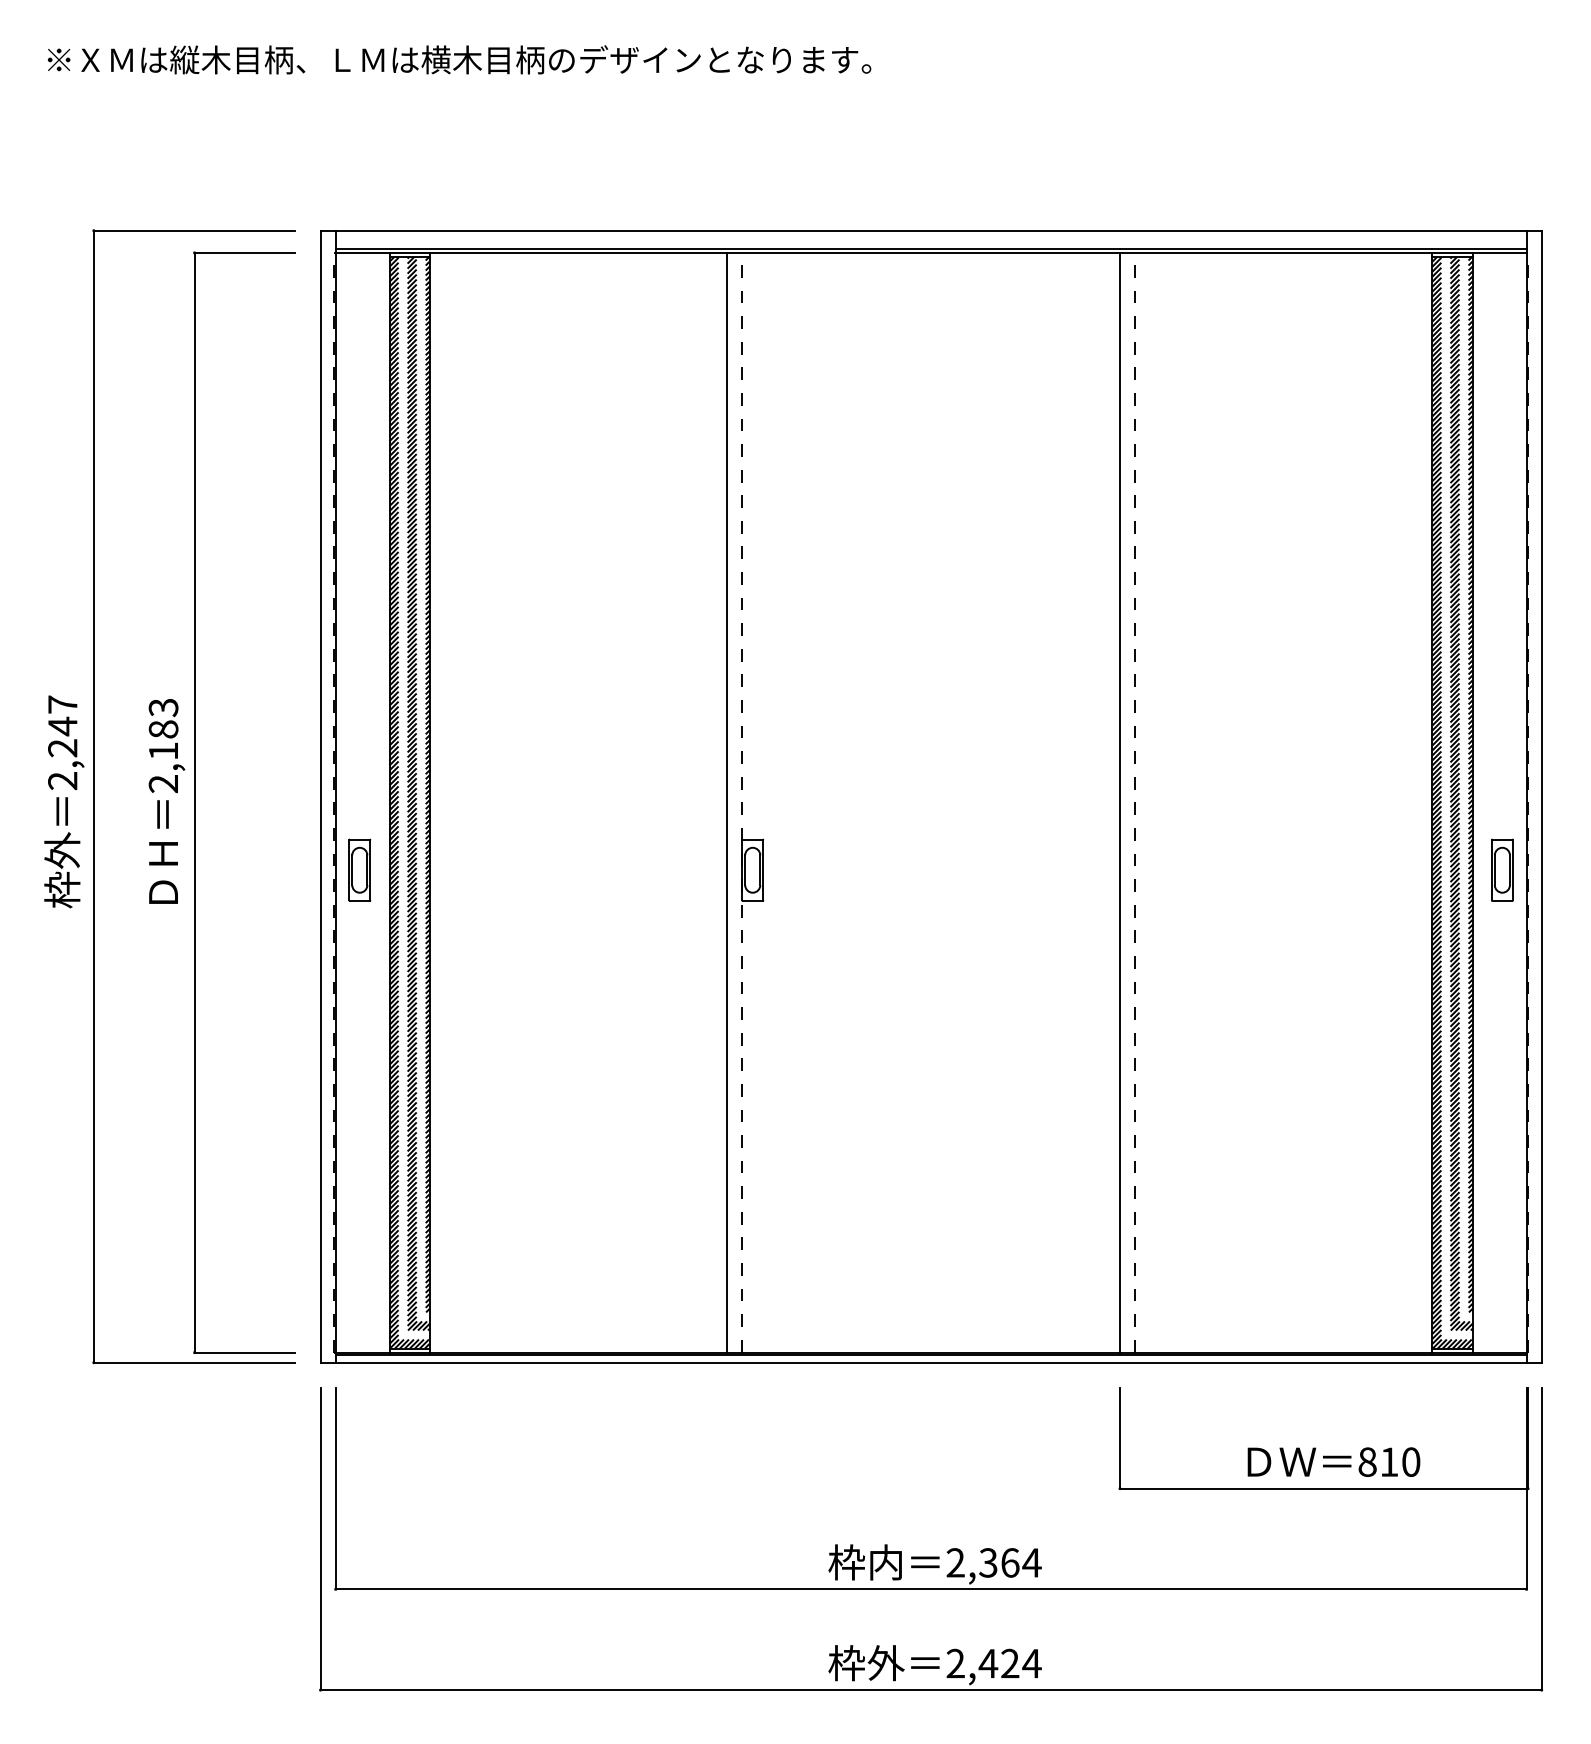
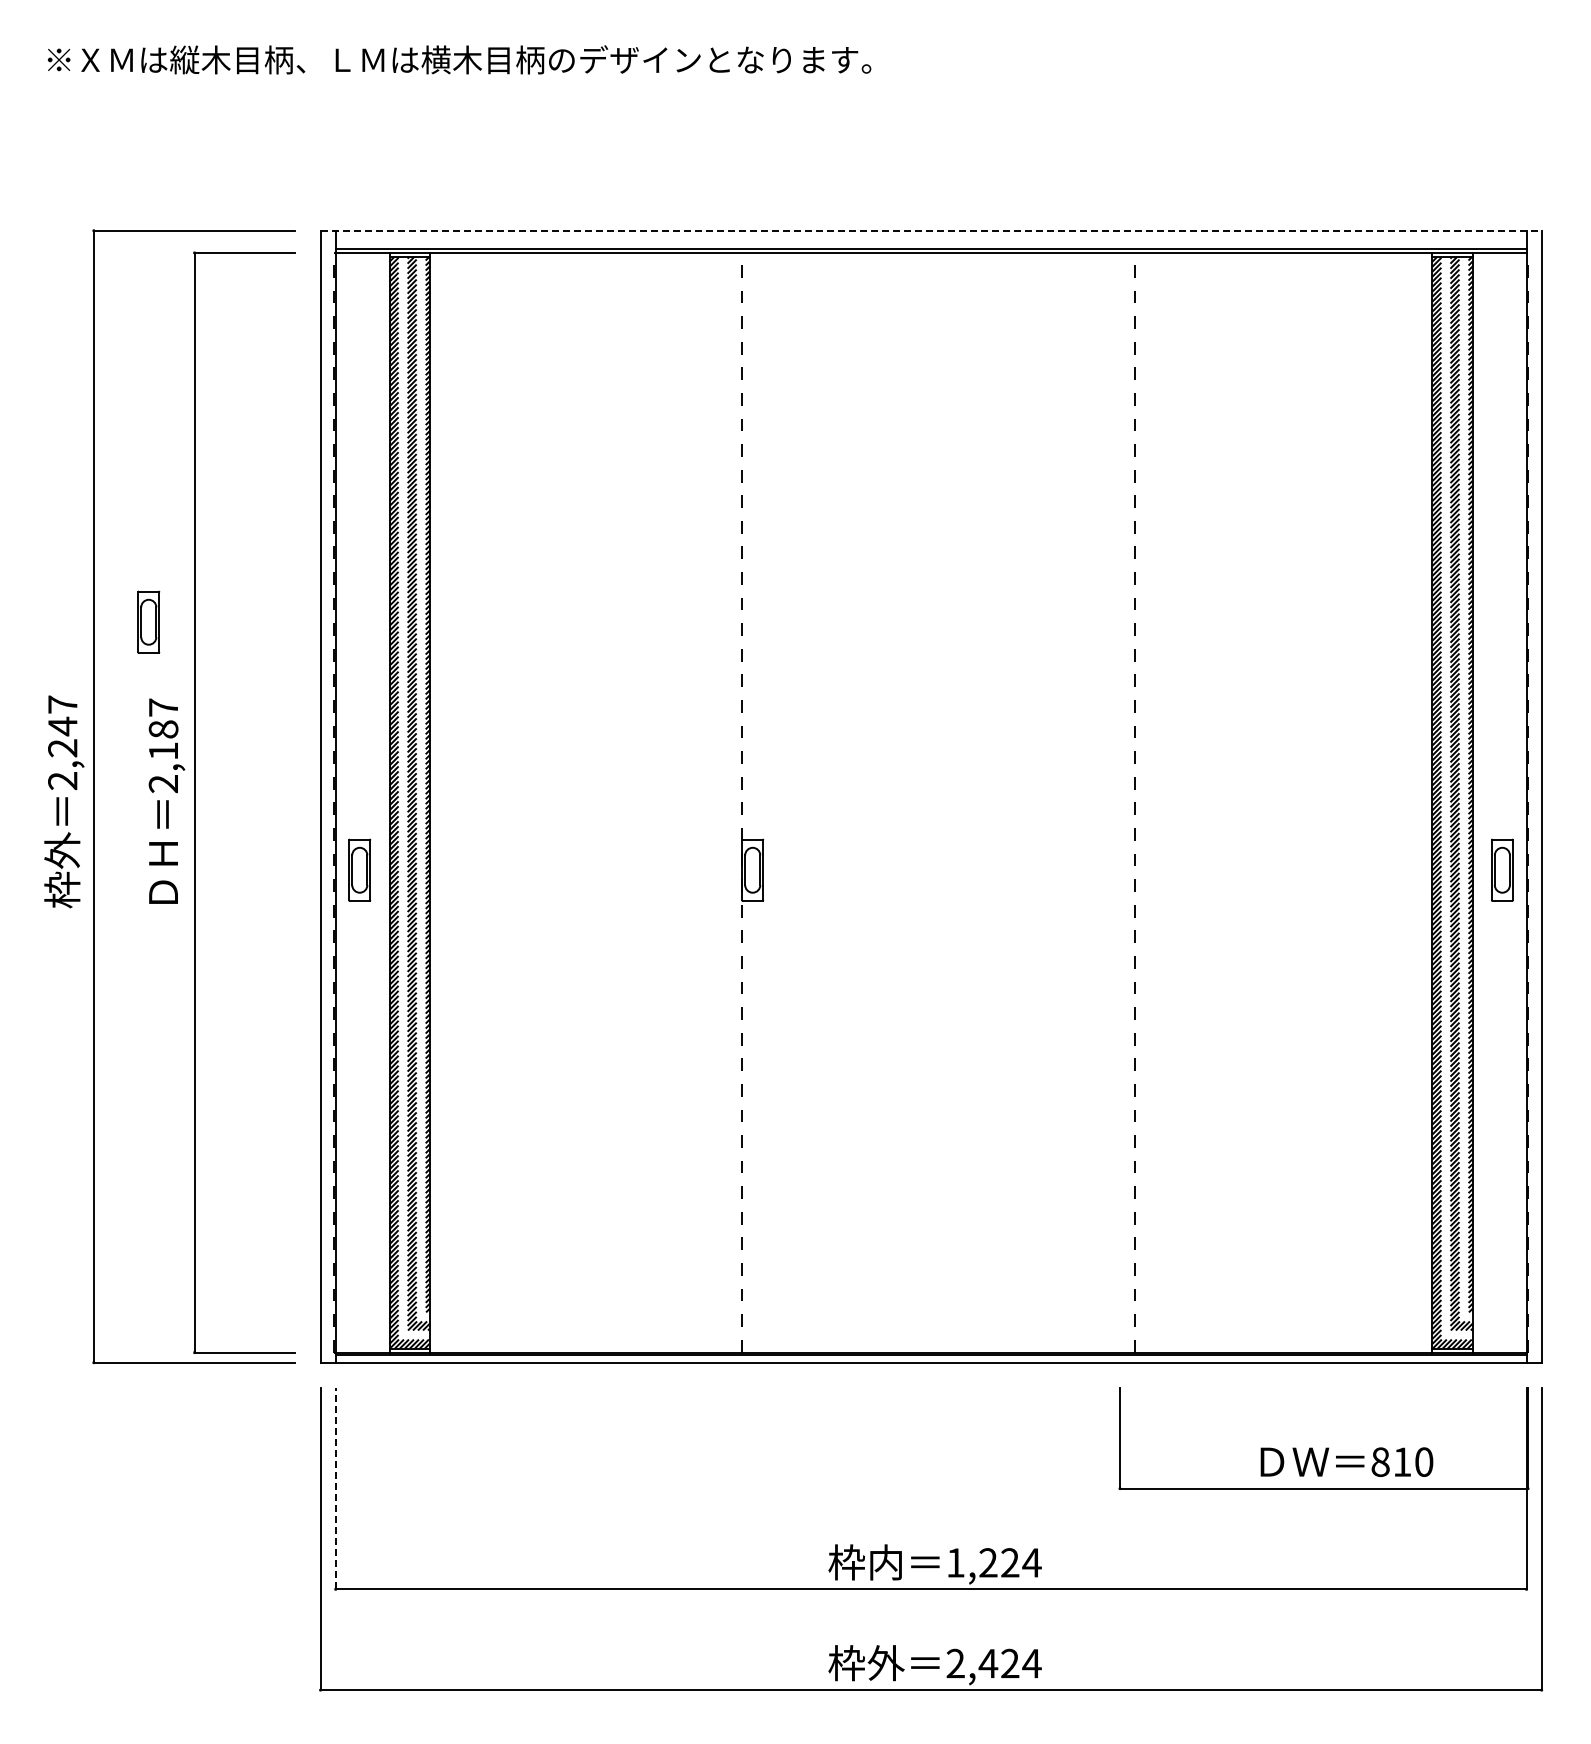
line: solid -> dashed (931, 230)
part: none -> present (148, 621)
text: 2,183 -> 2,187 (163, 707)
line: present -> none (727, 802)
line: present -> none (1120, 802)
text position: (1333, 1461) -> (1346, 1461) (1346, 1461)
line: solid -> dashed (335, 1488)
text: 2,364 -> 1,224 (982, 1562)
